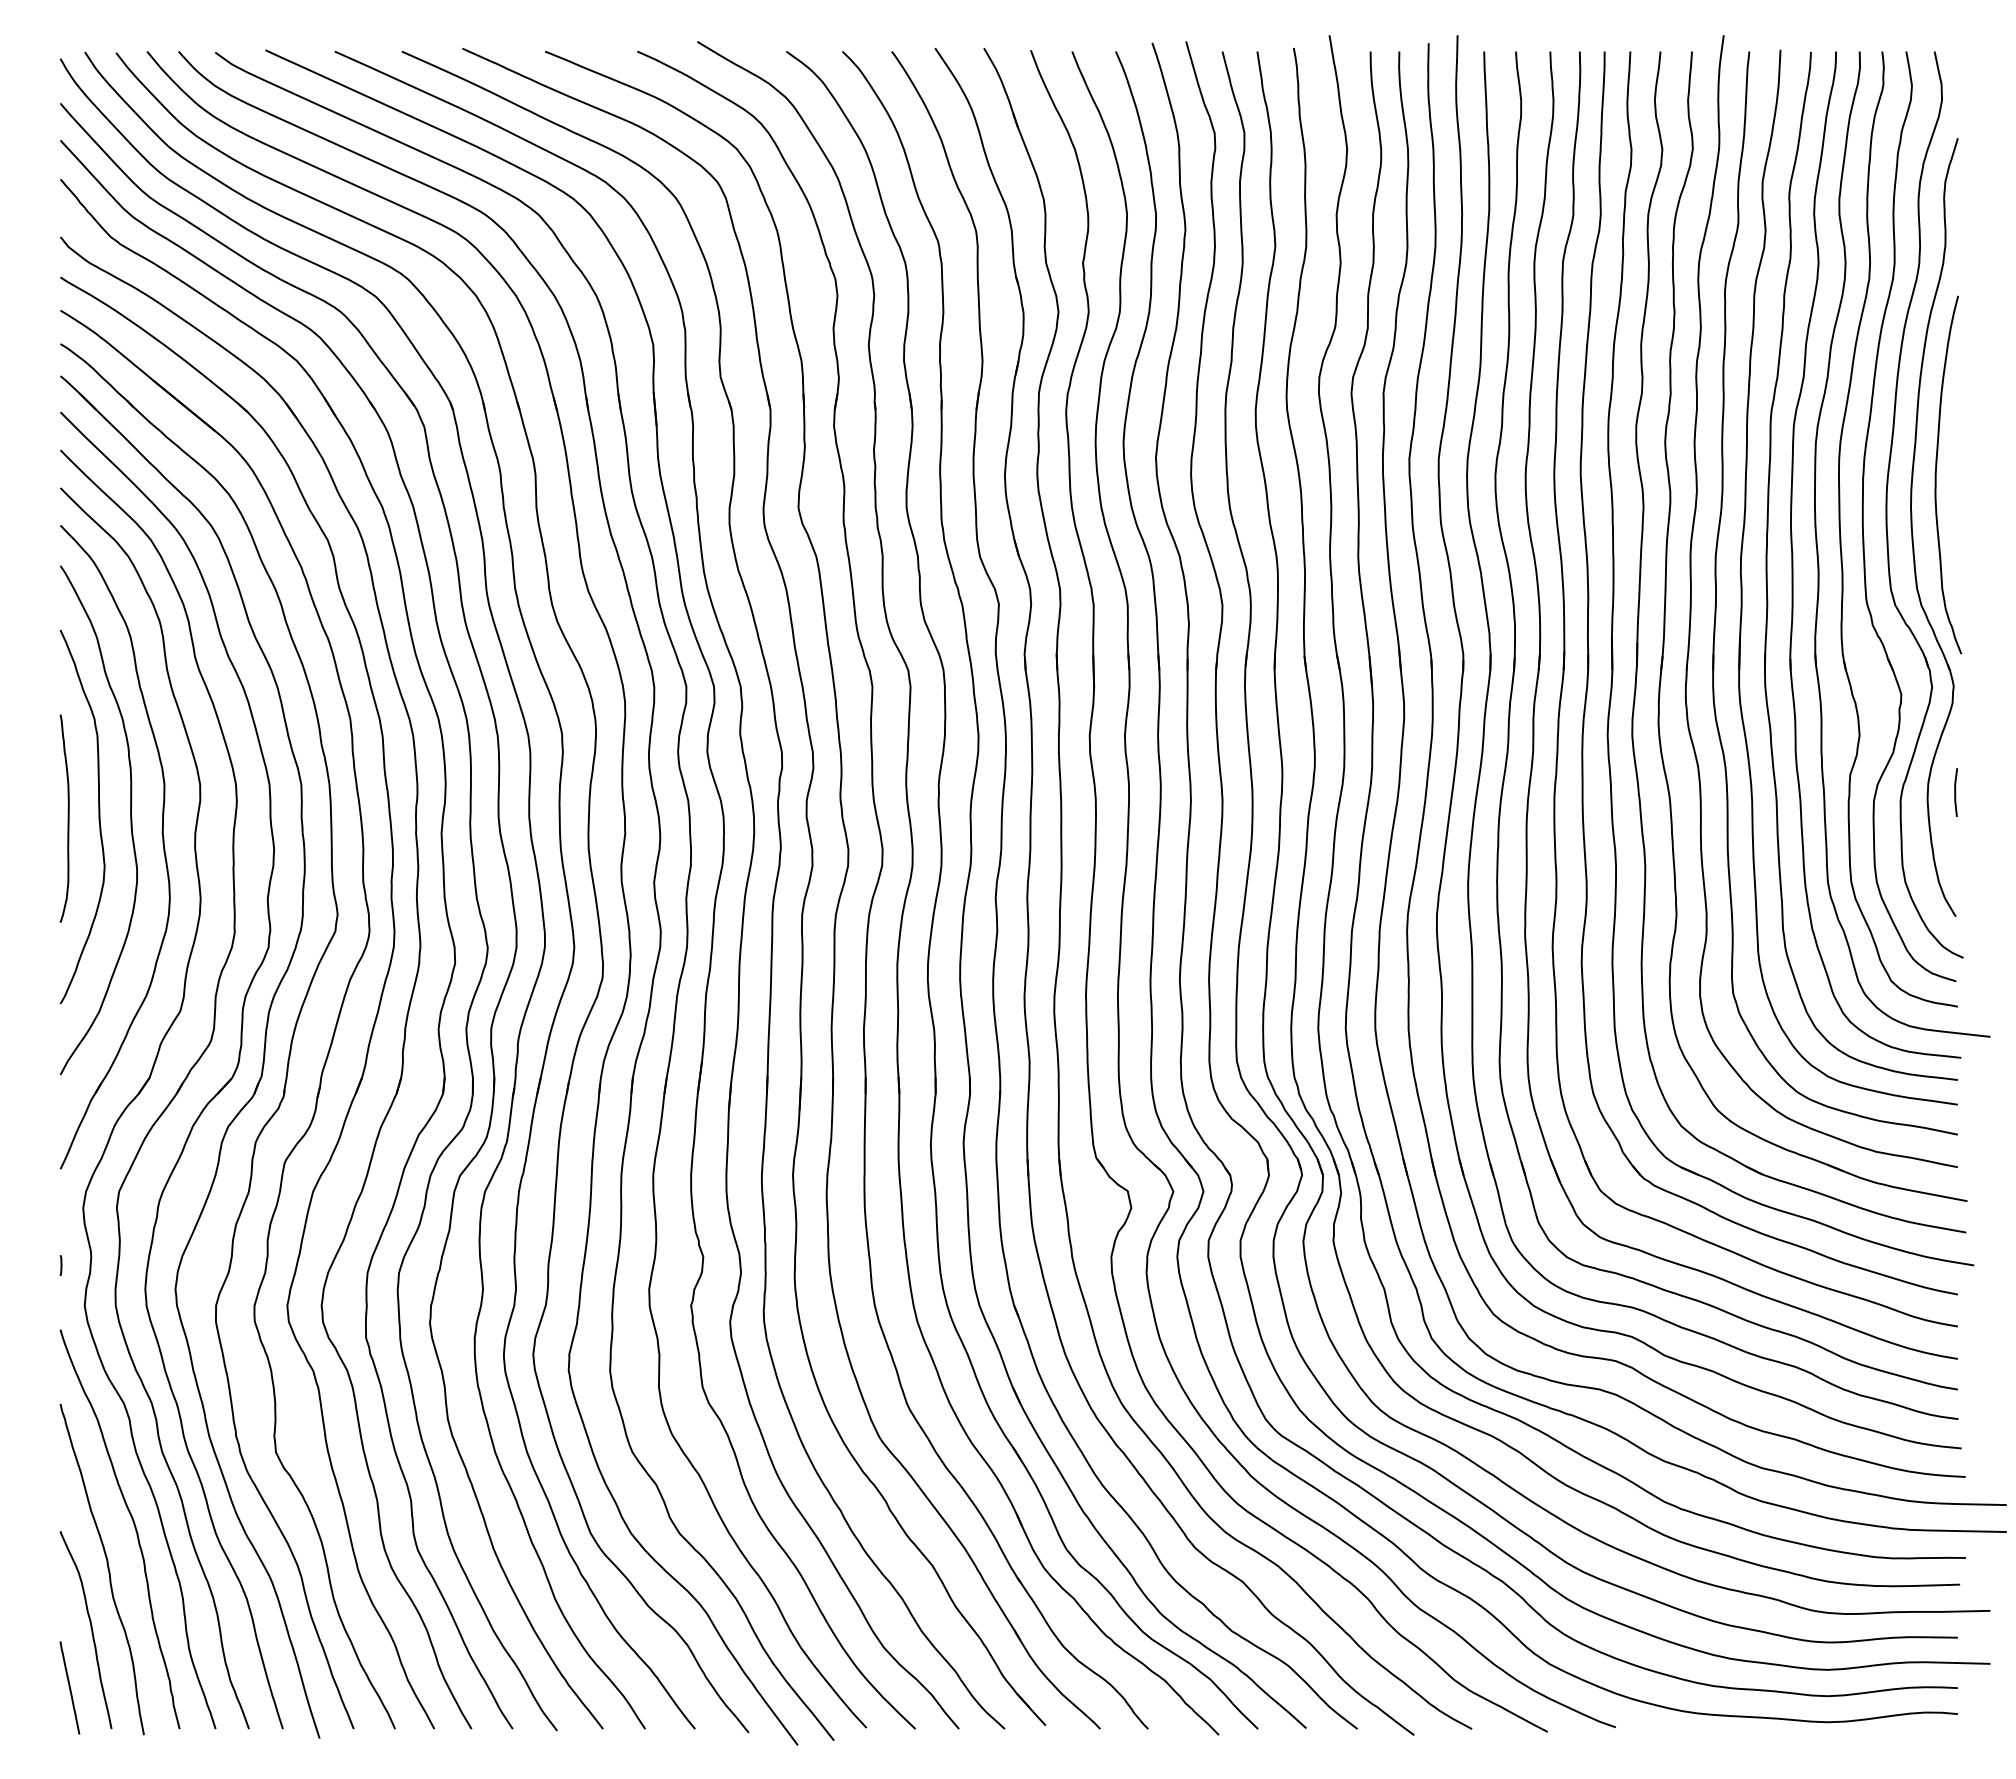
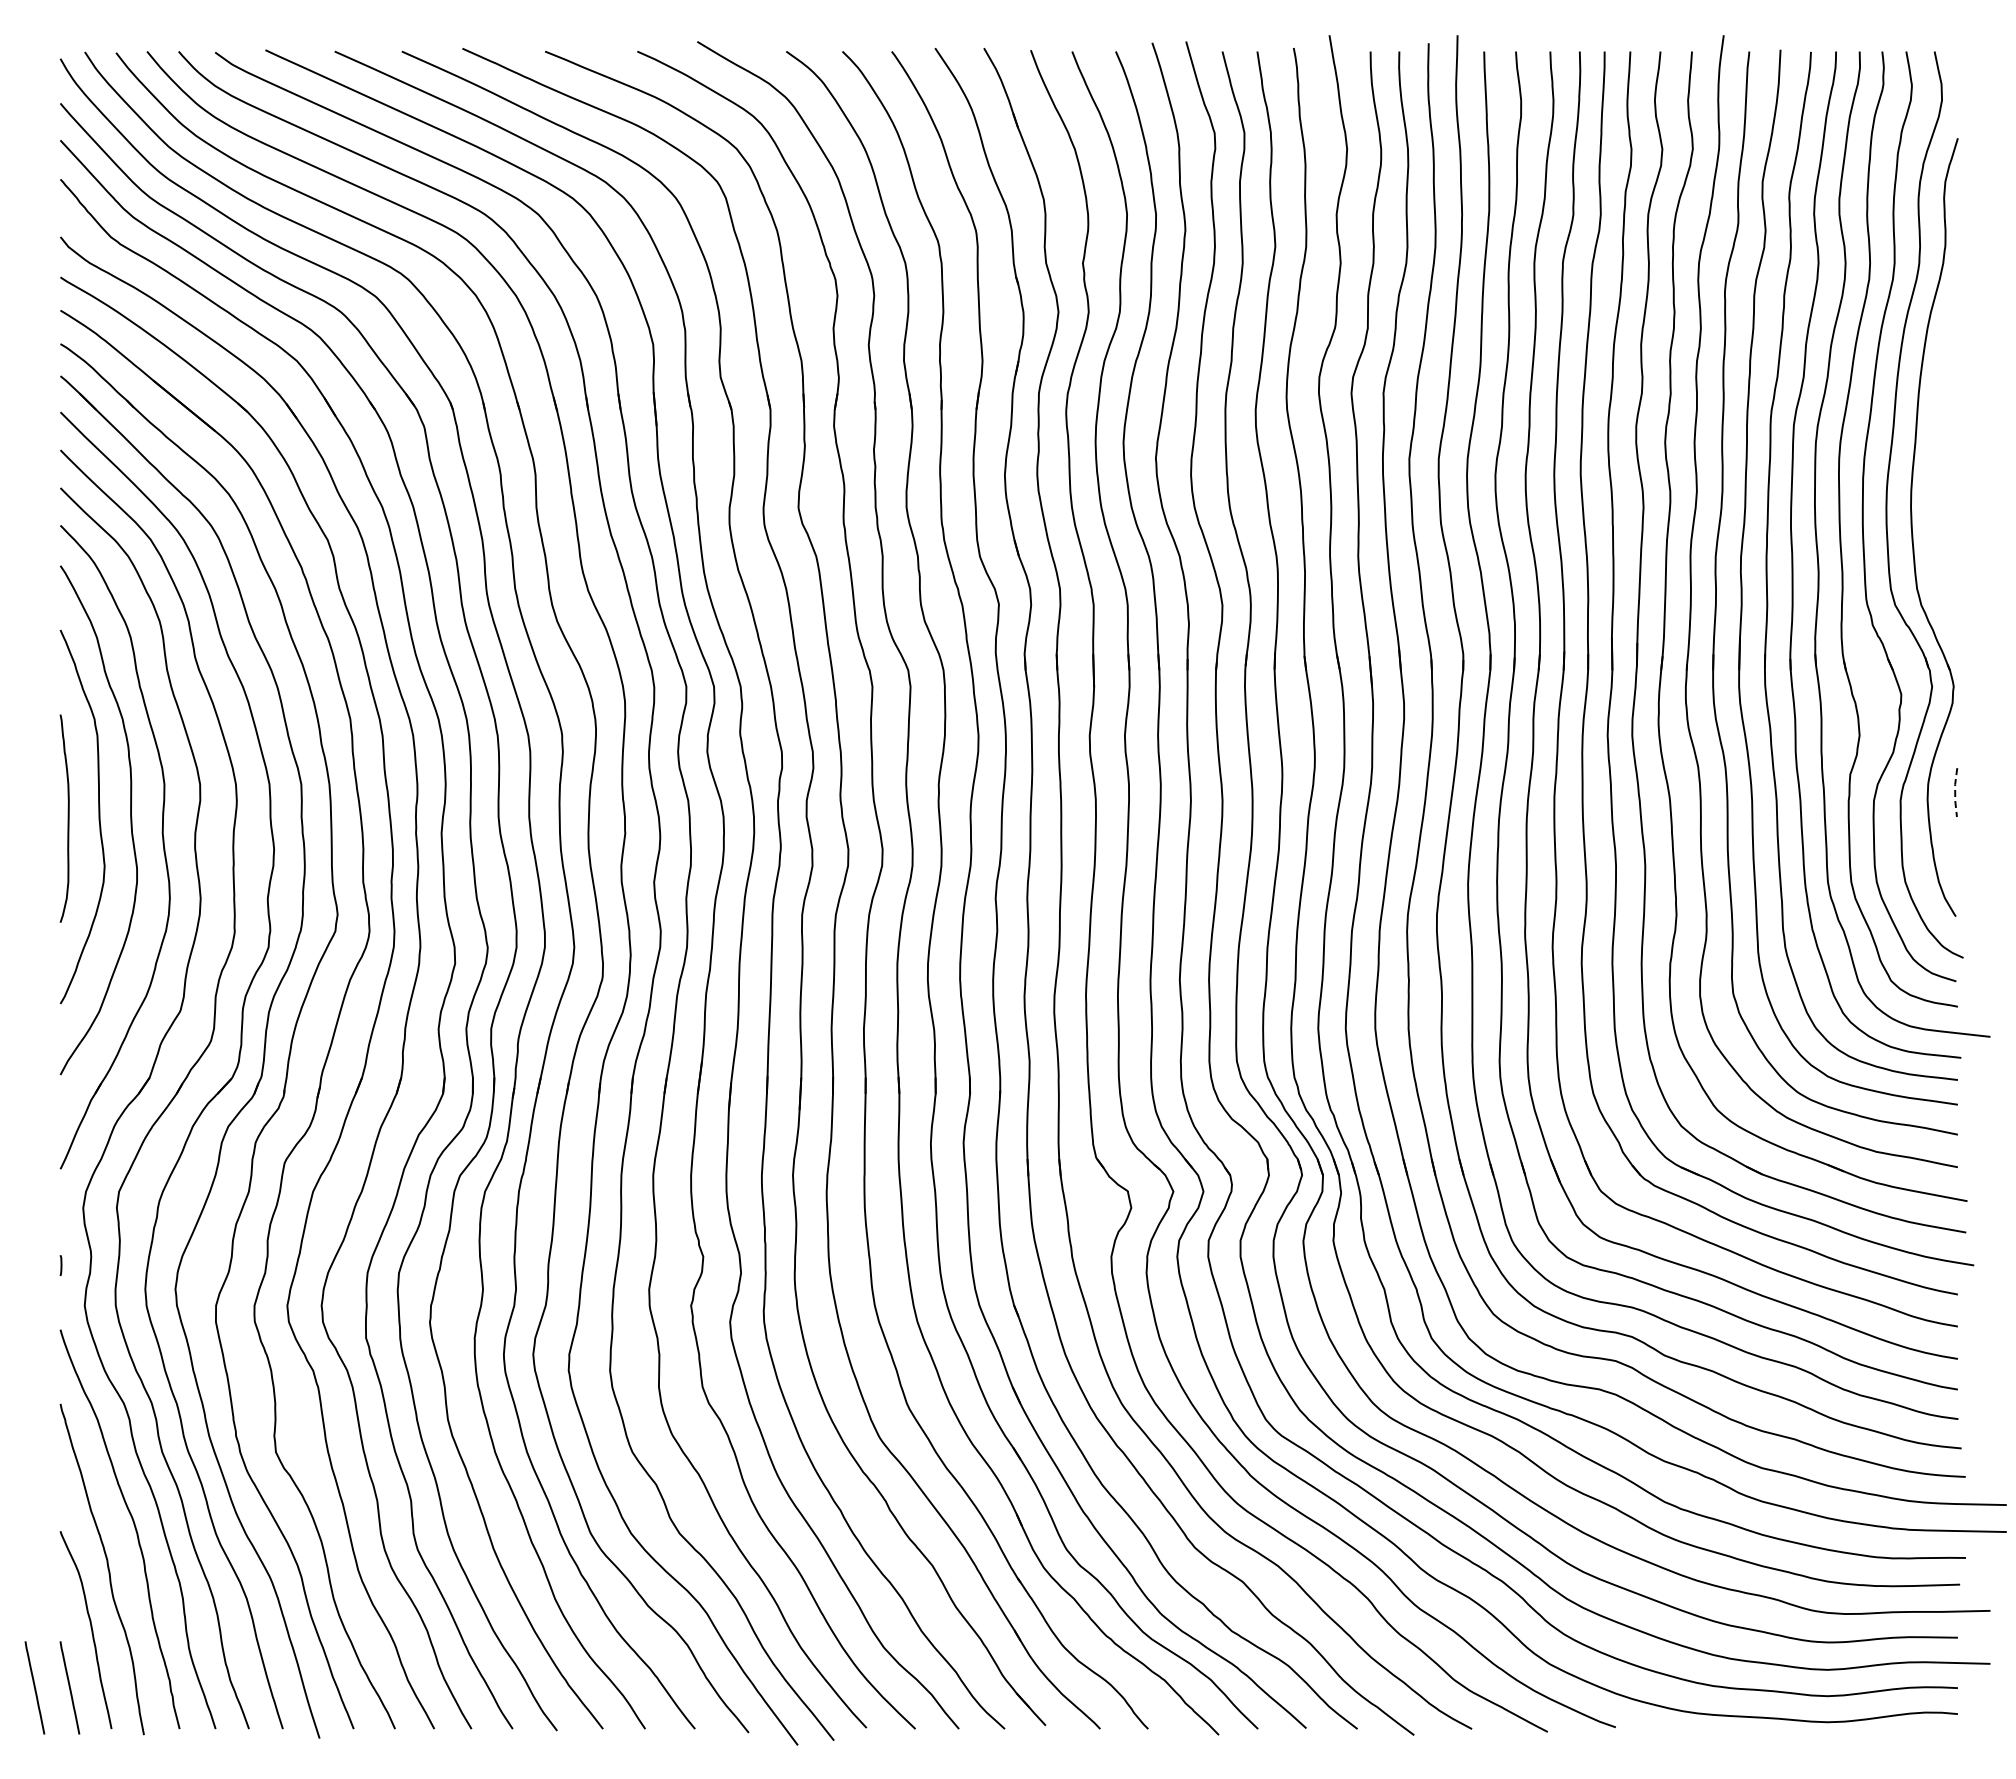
curve: present -> none (1936, 474)
line: solid -> dashed (1955, 793)
line: none -> present (34, 1687)
